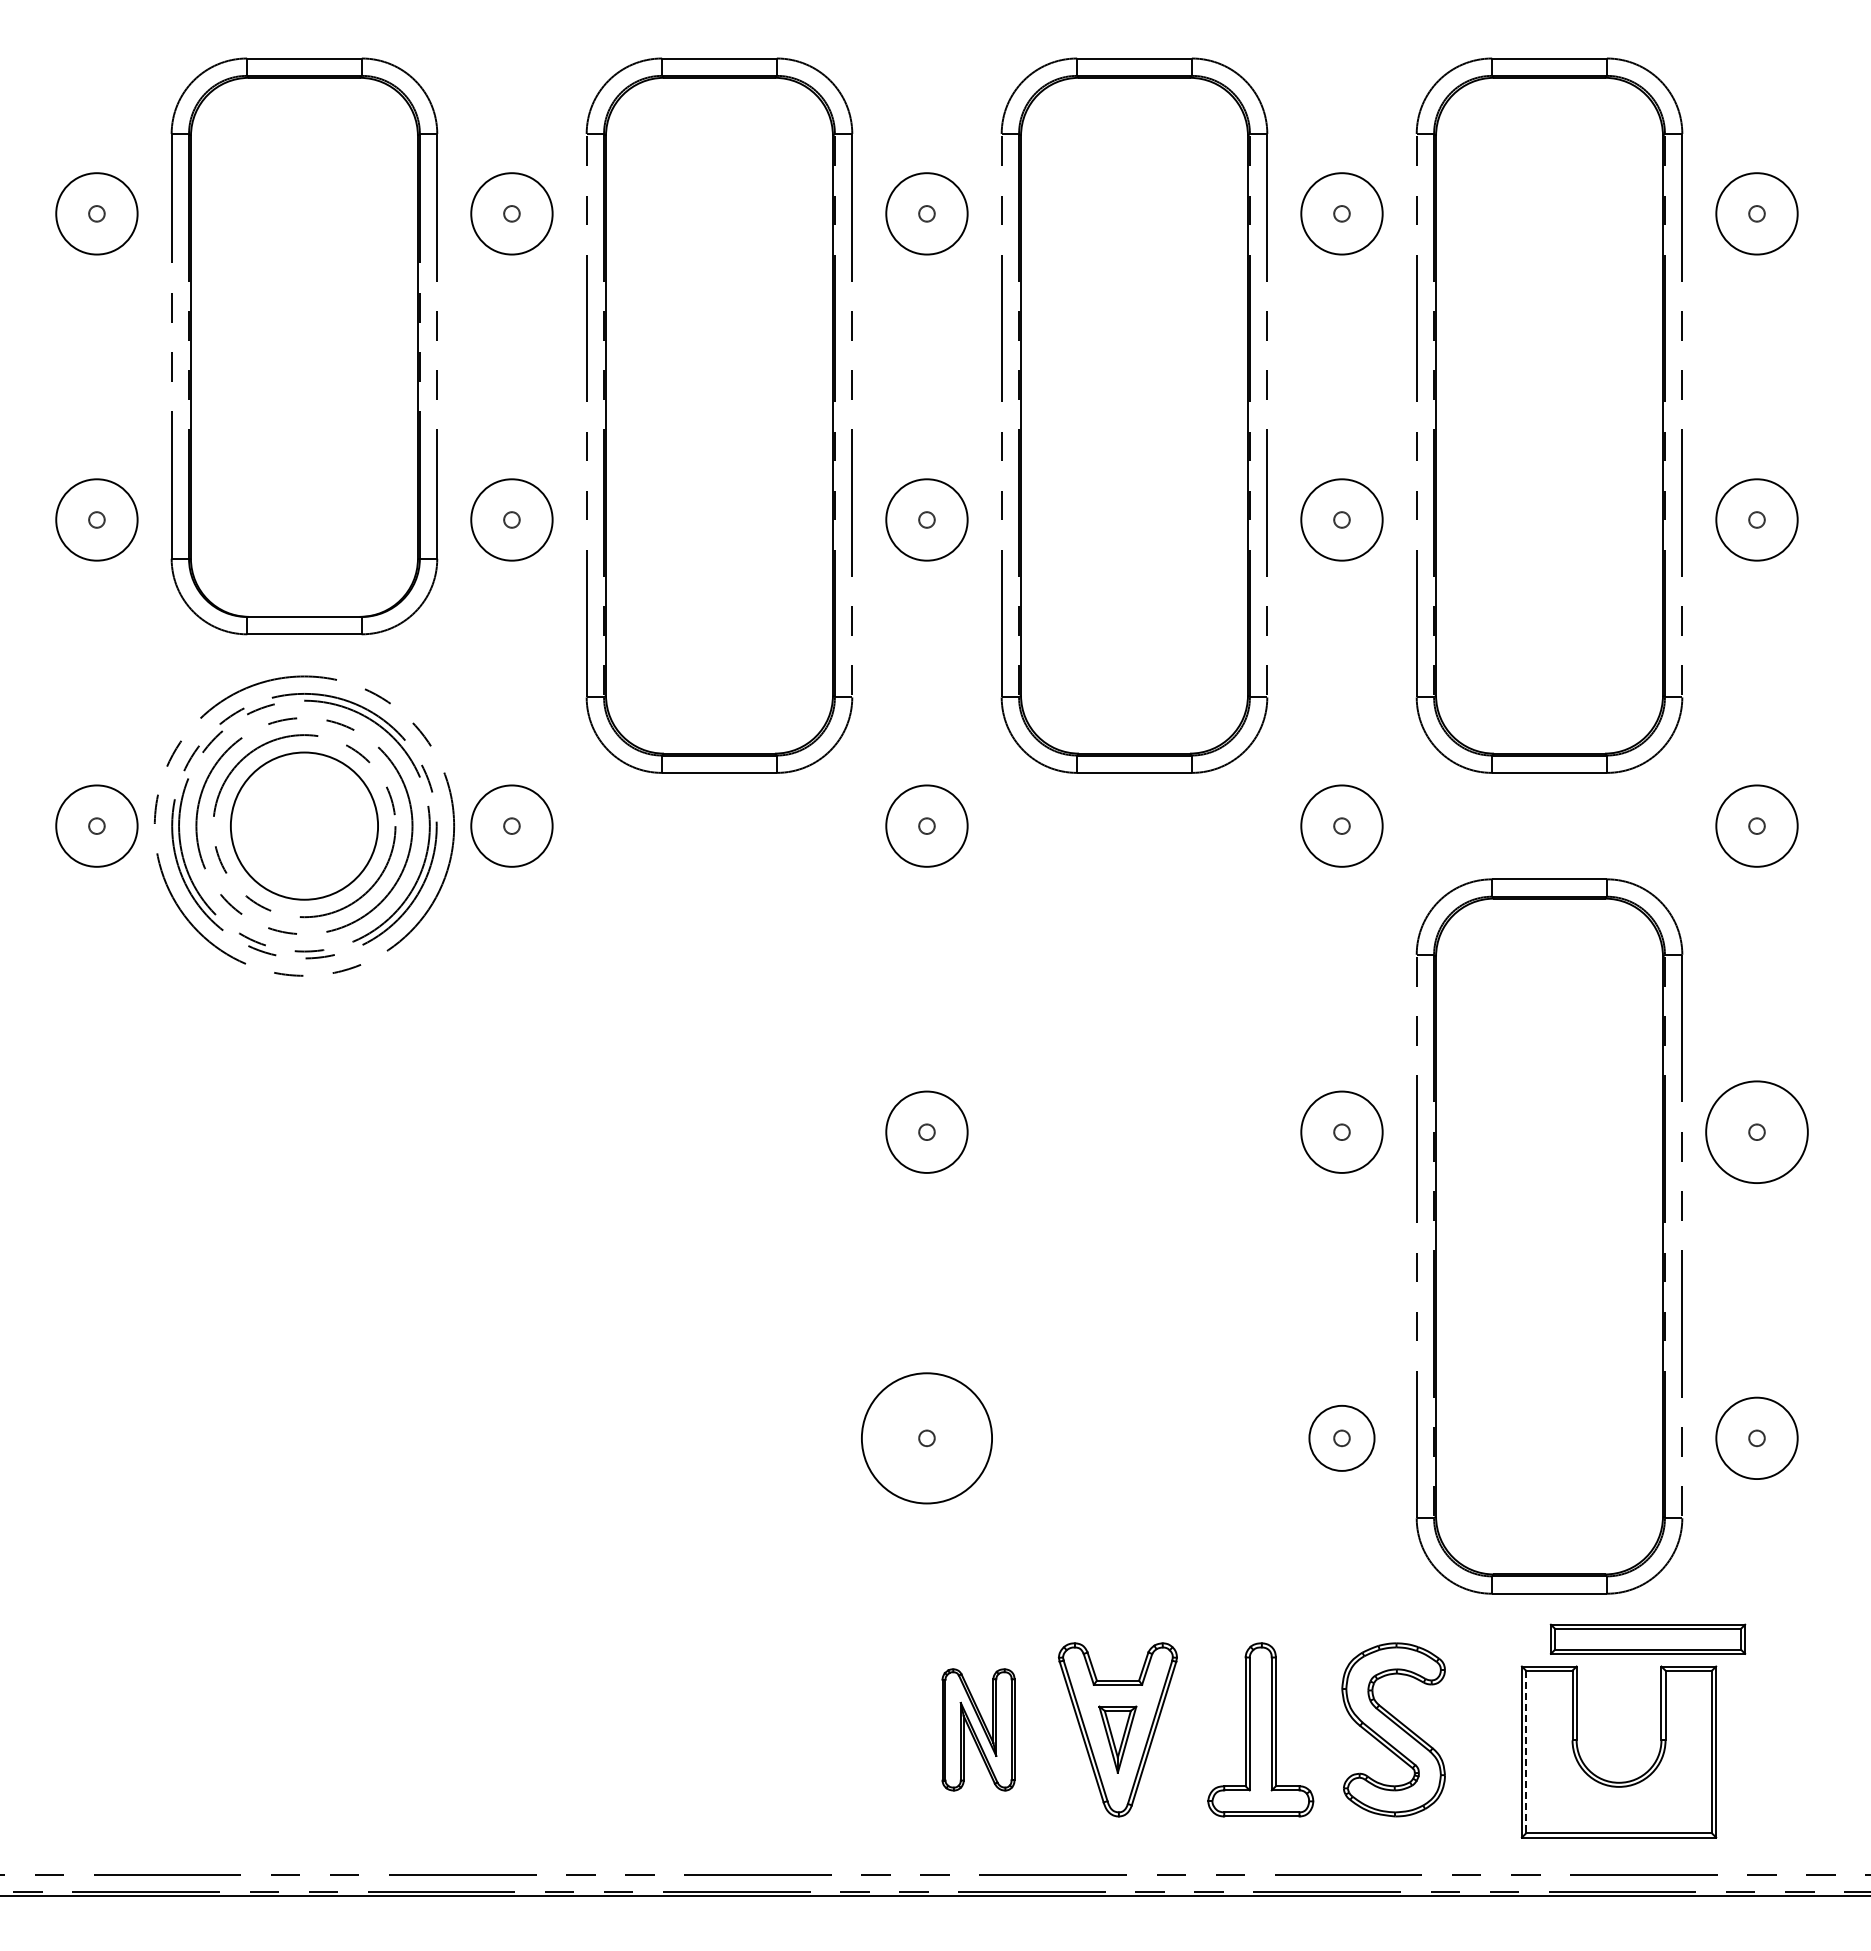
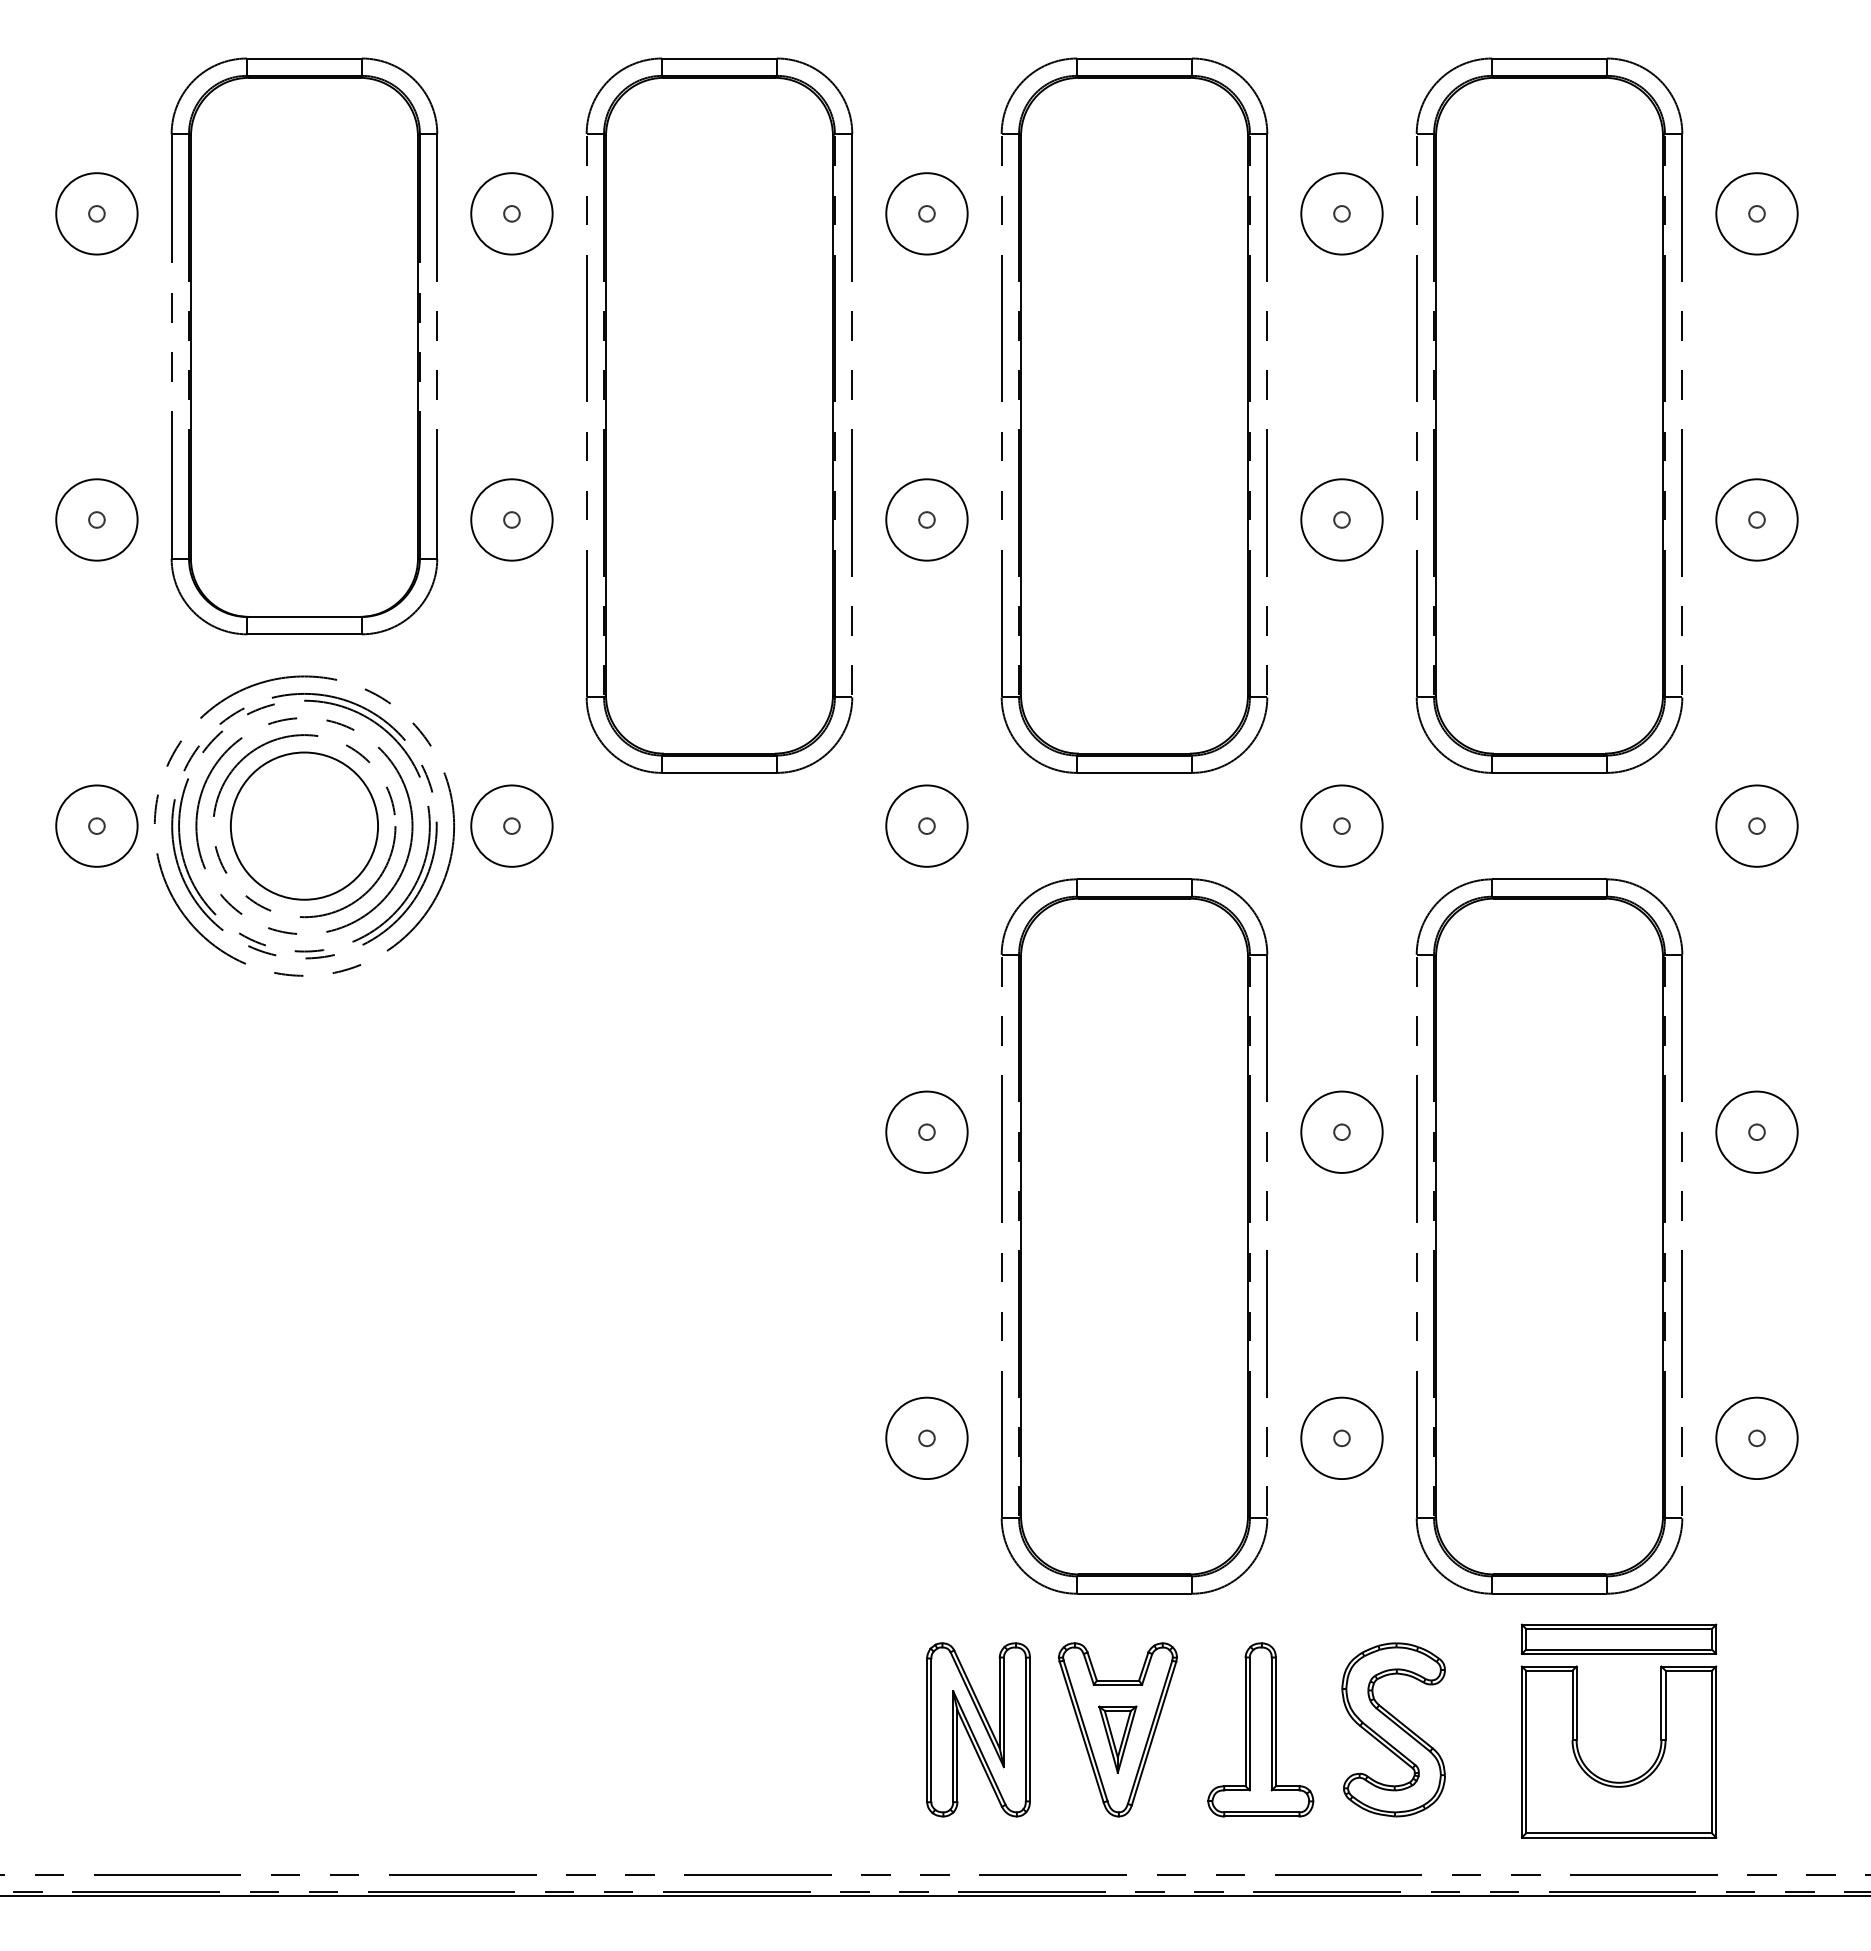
circle diameter: 102 px -> 81 px (1756, 1131)
part: none -> present (1134, 1236)
circle diameter: 65 px -> 81 px (1341, 1438)
circle diameter: 130 px -> 81 px (926, 1438)
part position: (1647, 1638) -> (1618, 1638) (1618, 1638)
part size: 75x124 px -> 105x176 px (978, 1729)
line: dashed -> solid (1526, 1752)
